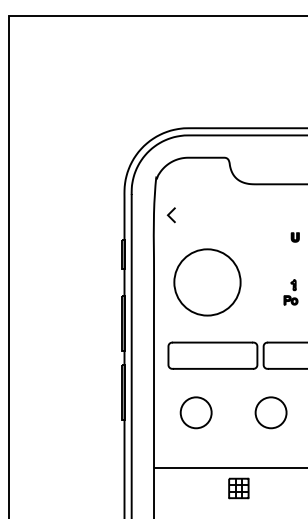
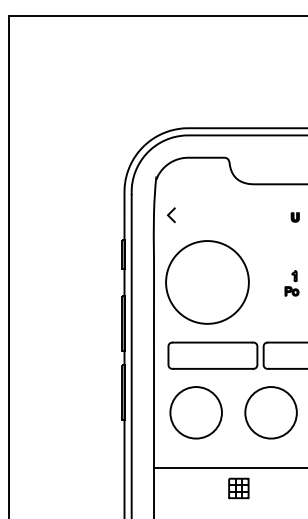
part position: (294, 237) -> (294, 217) (294, 217)
circle diameter: 66 px -> 83 px (207, 282)
part position: (290, 292) -> (291, 283) (291, 283)
circle diameter: 31 px -> 52 px (195, 412)
circle diameter: 31 px -> 52 px (270, 412)
